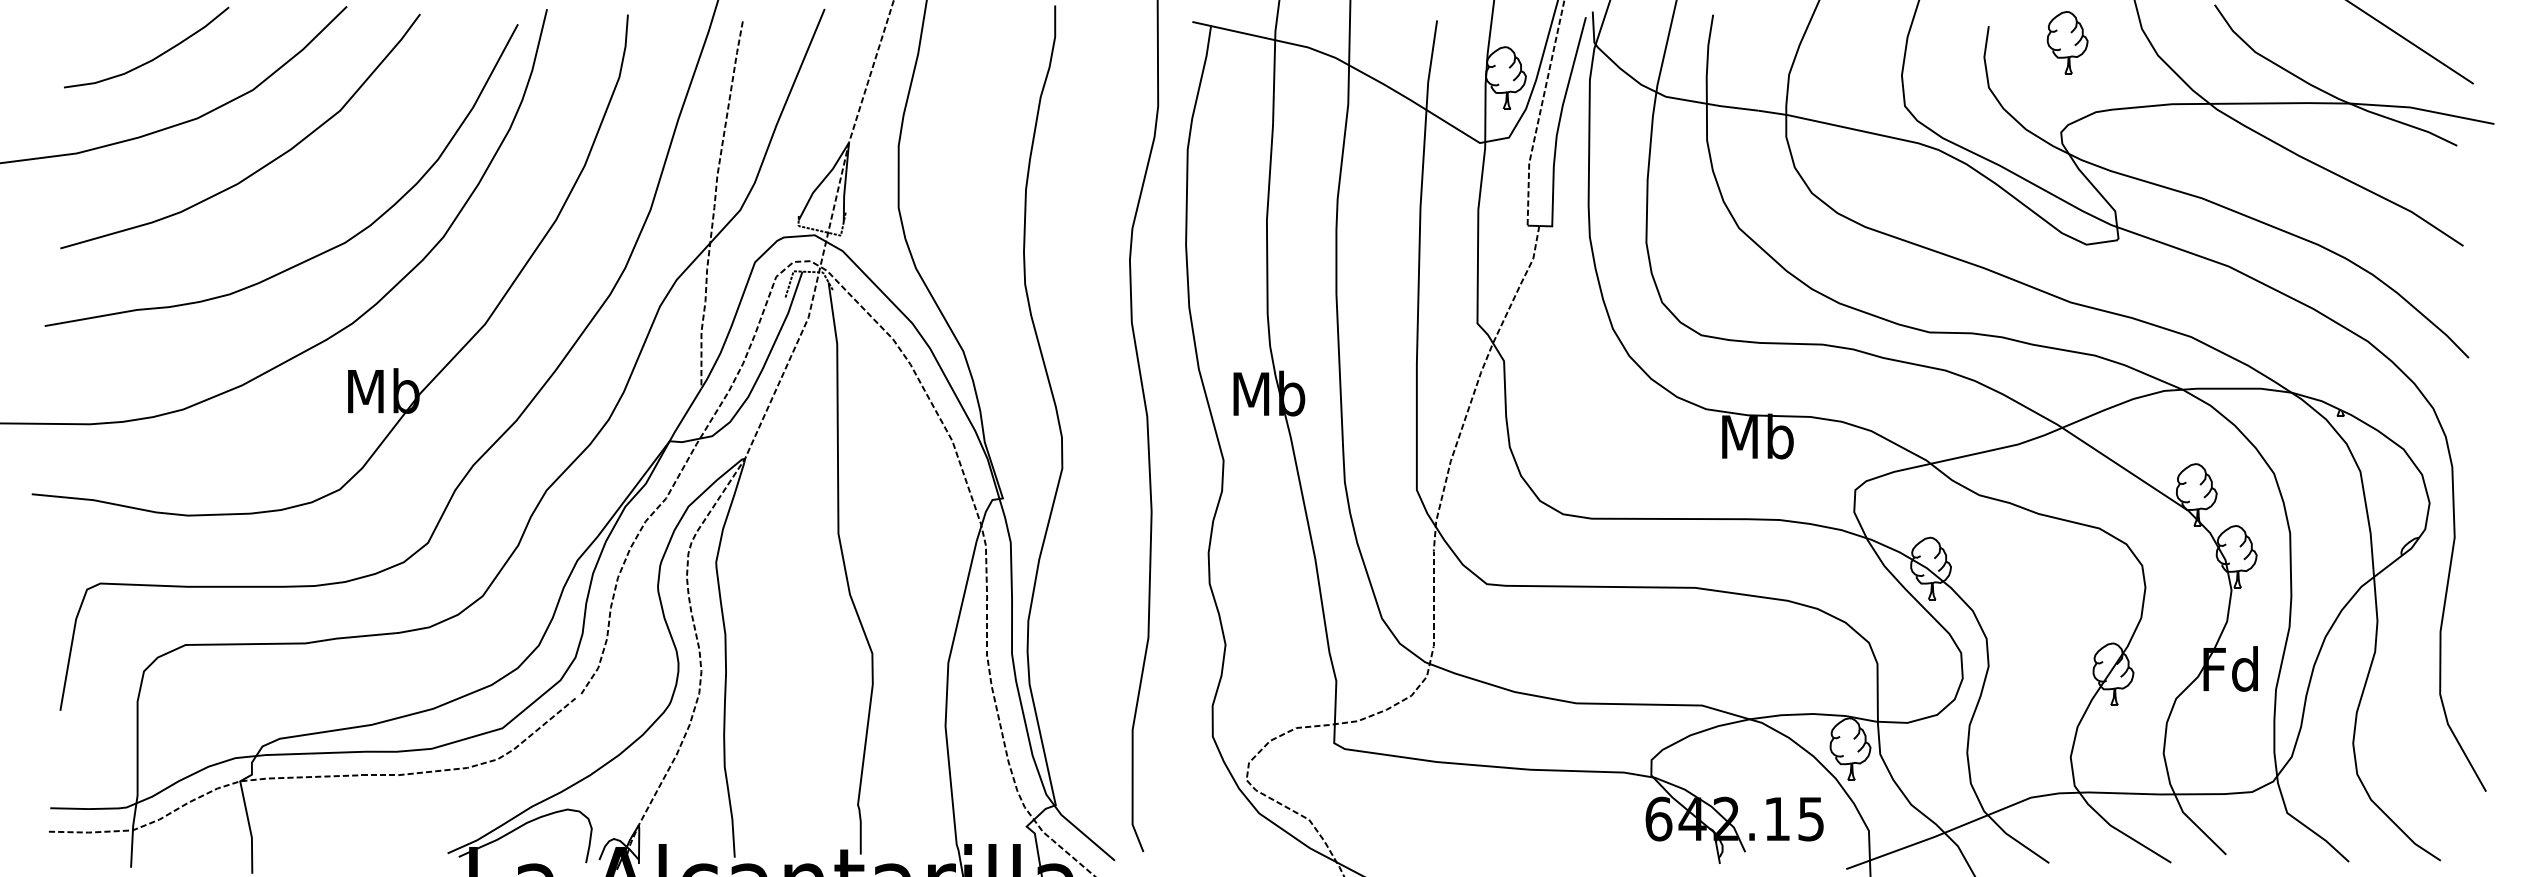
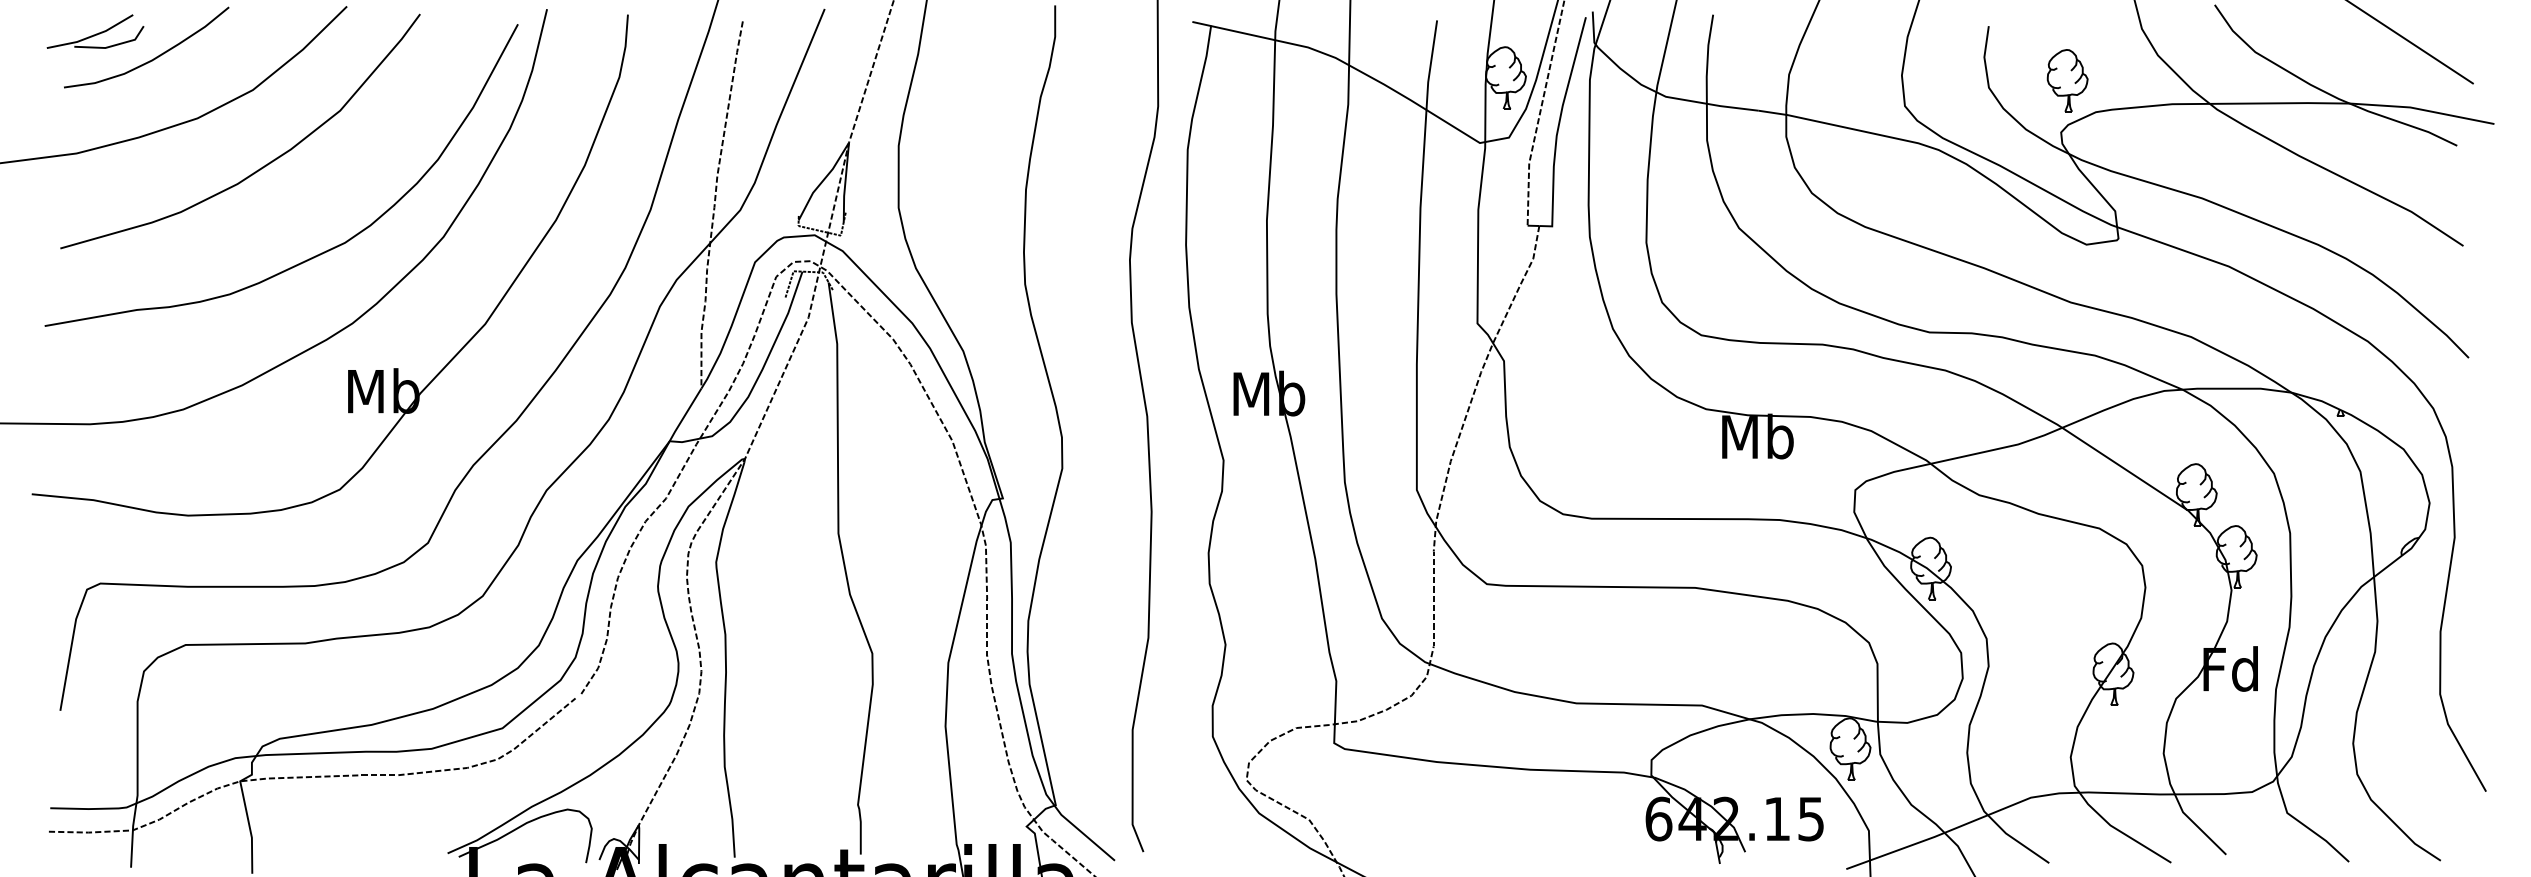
part: none -> present (95, 31)
part position: (2067, 42) -> (2067, 80) (2067, 80)
